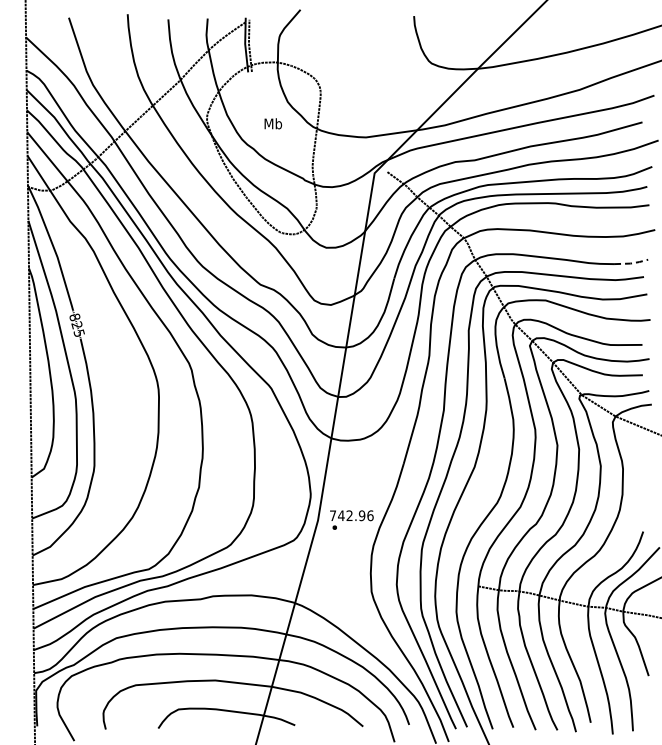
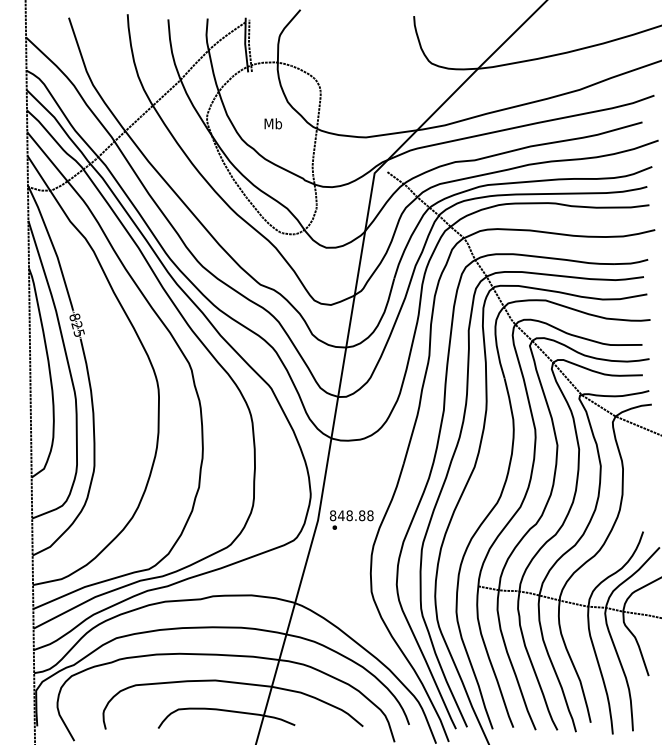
line: dashed -> solid (631, 263)
text: 742.96 -> 848.88 (351, 515)
